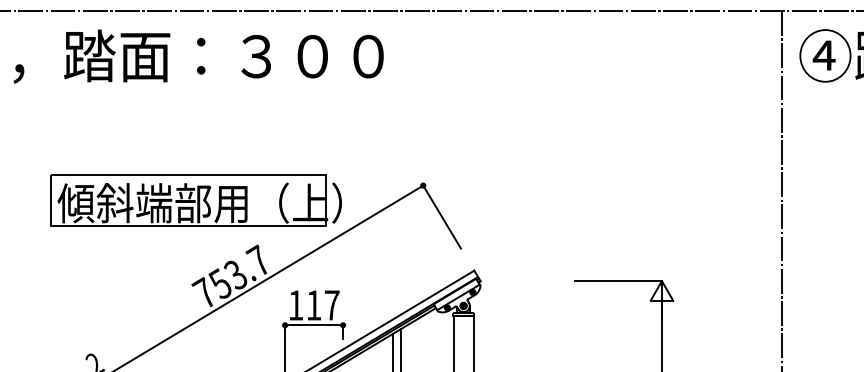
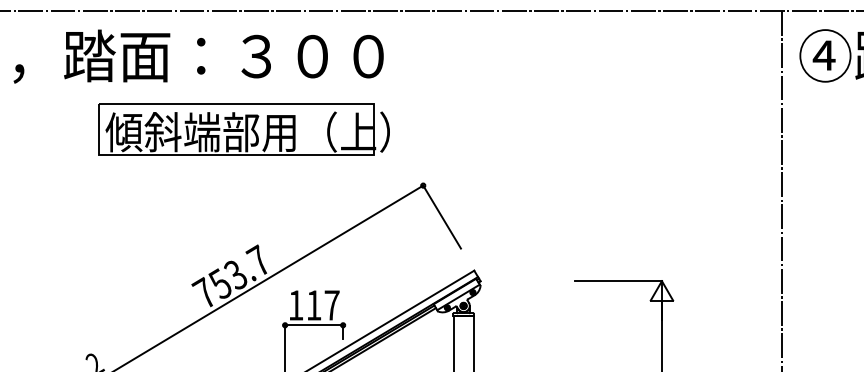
part position: (195, 200) -> (243, 129) (243, 129)
line: present -> none (401, 348)
line: present -> none (392, 351)
